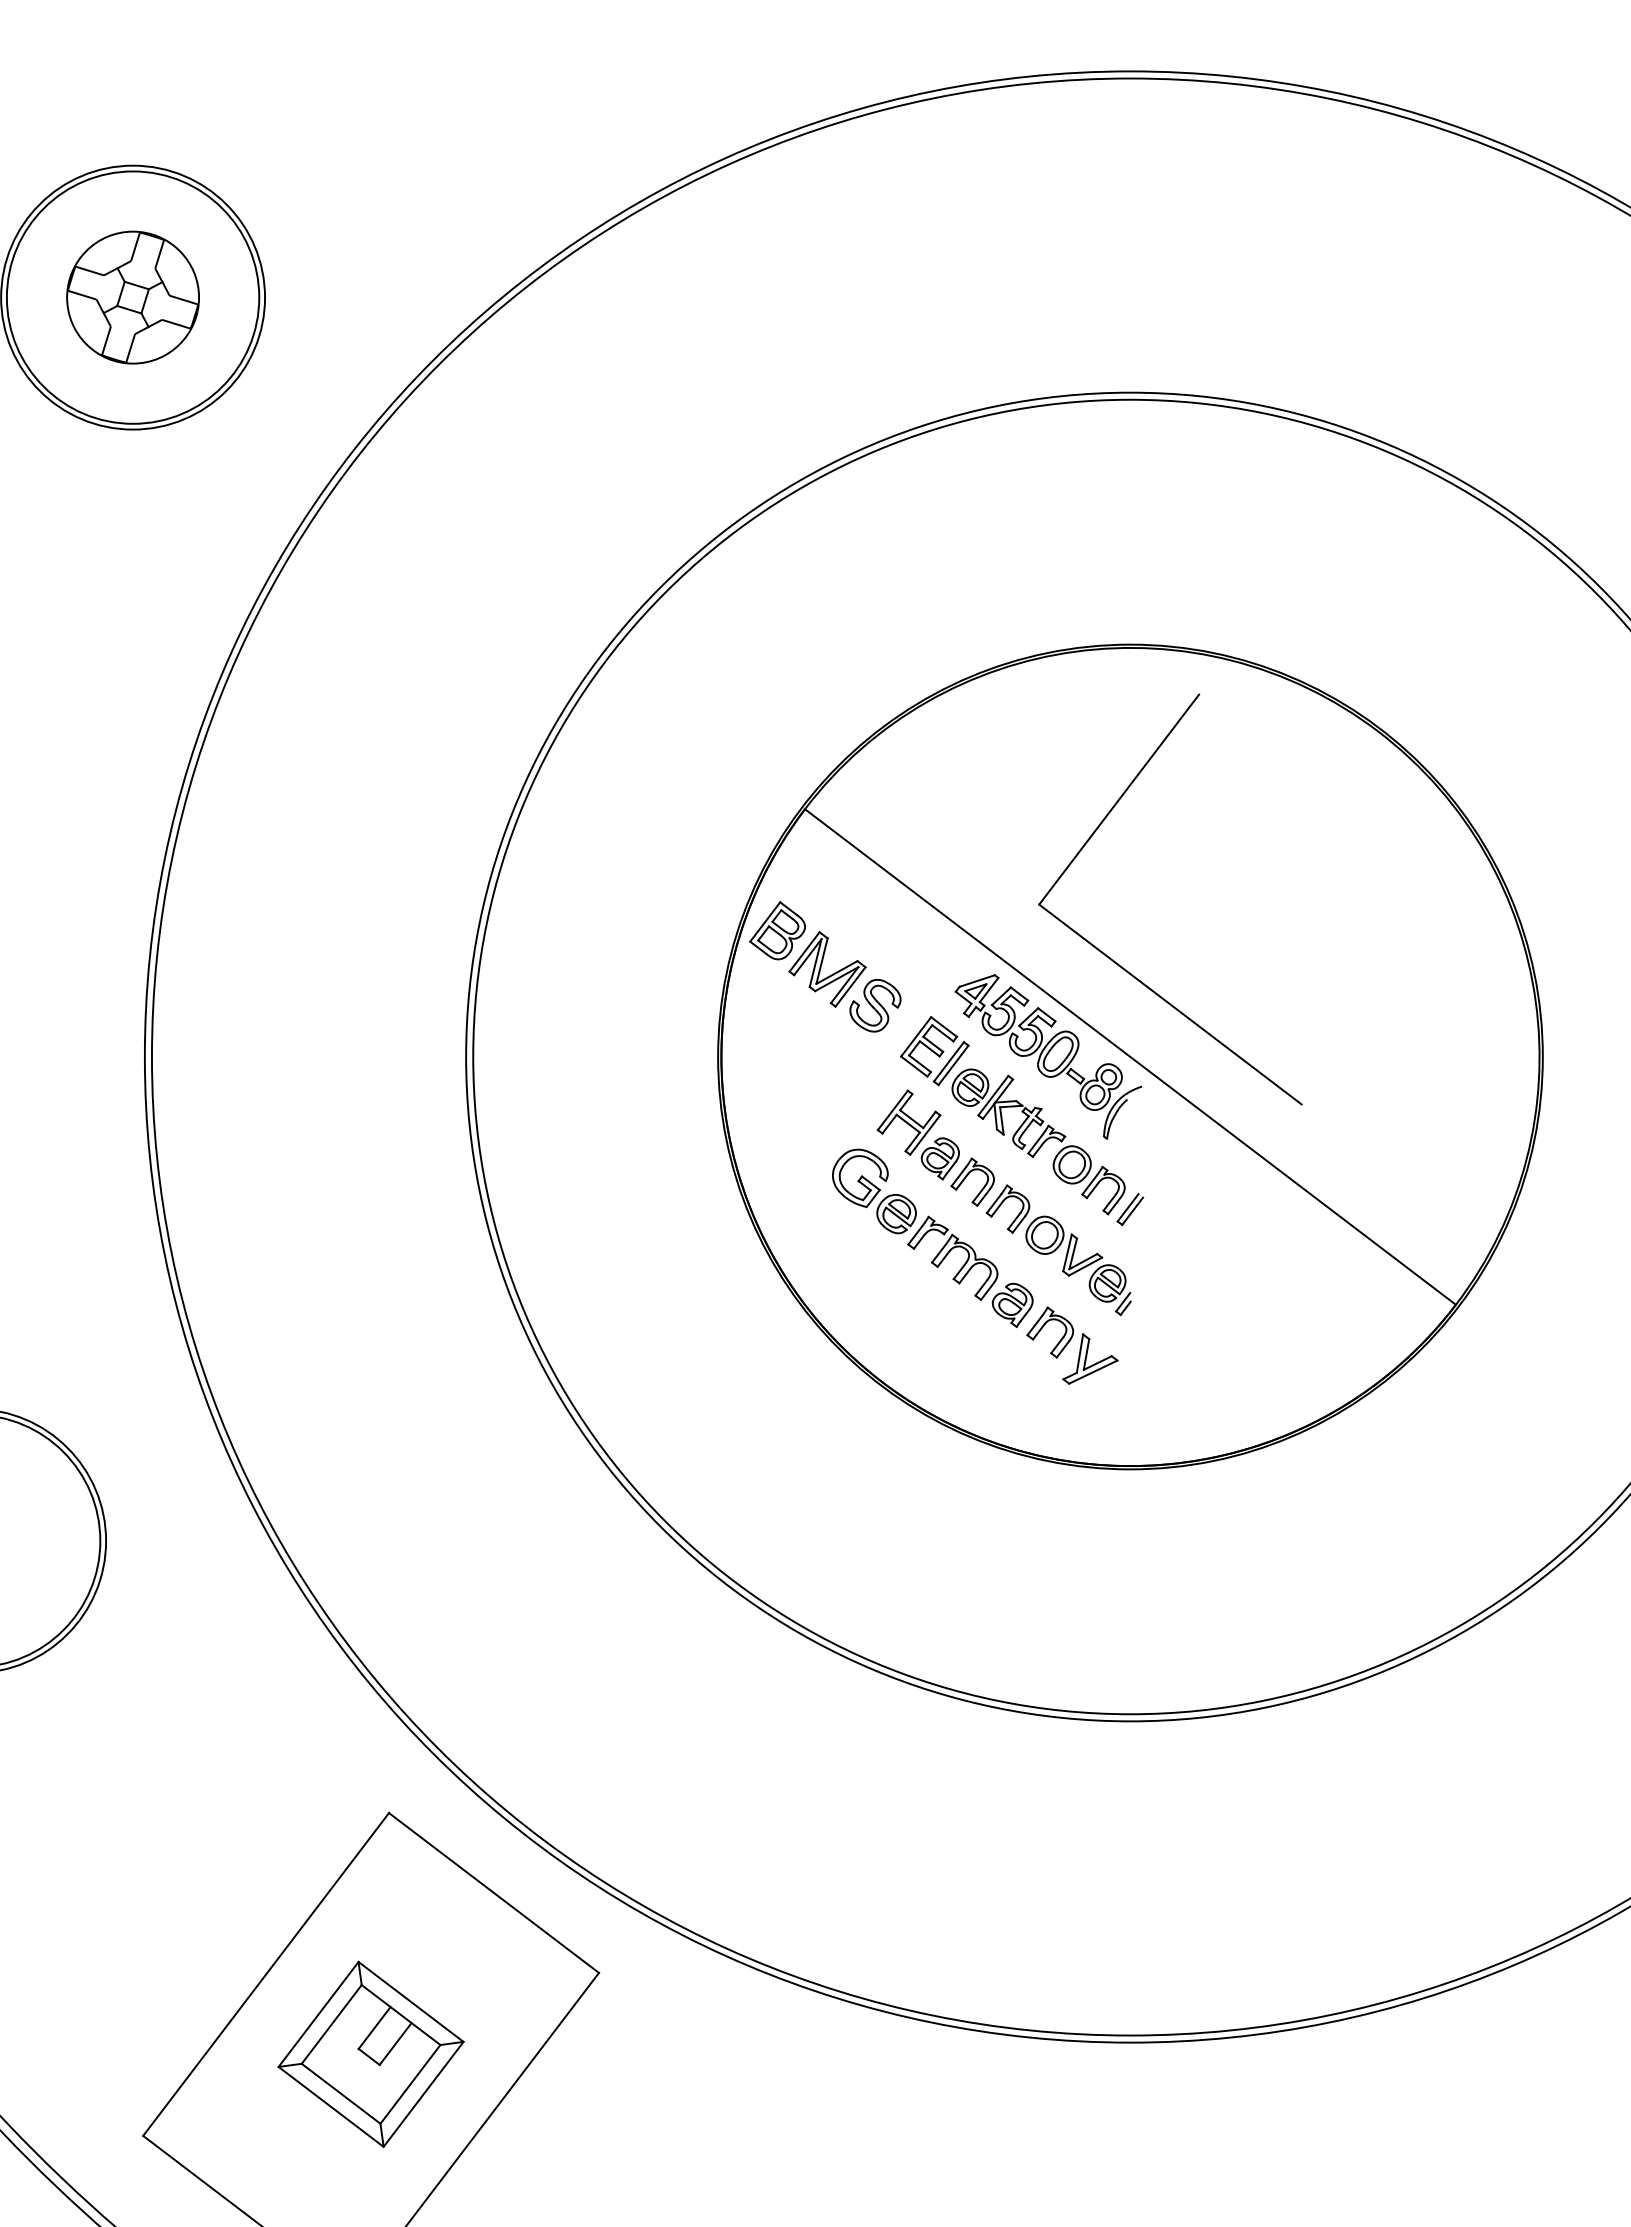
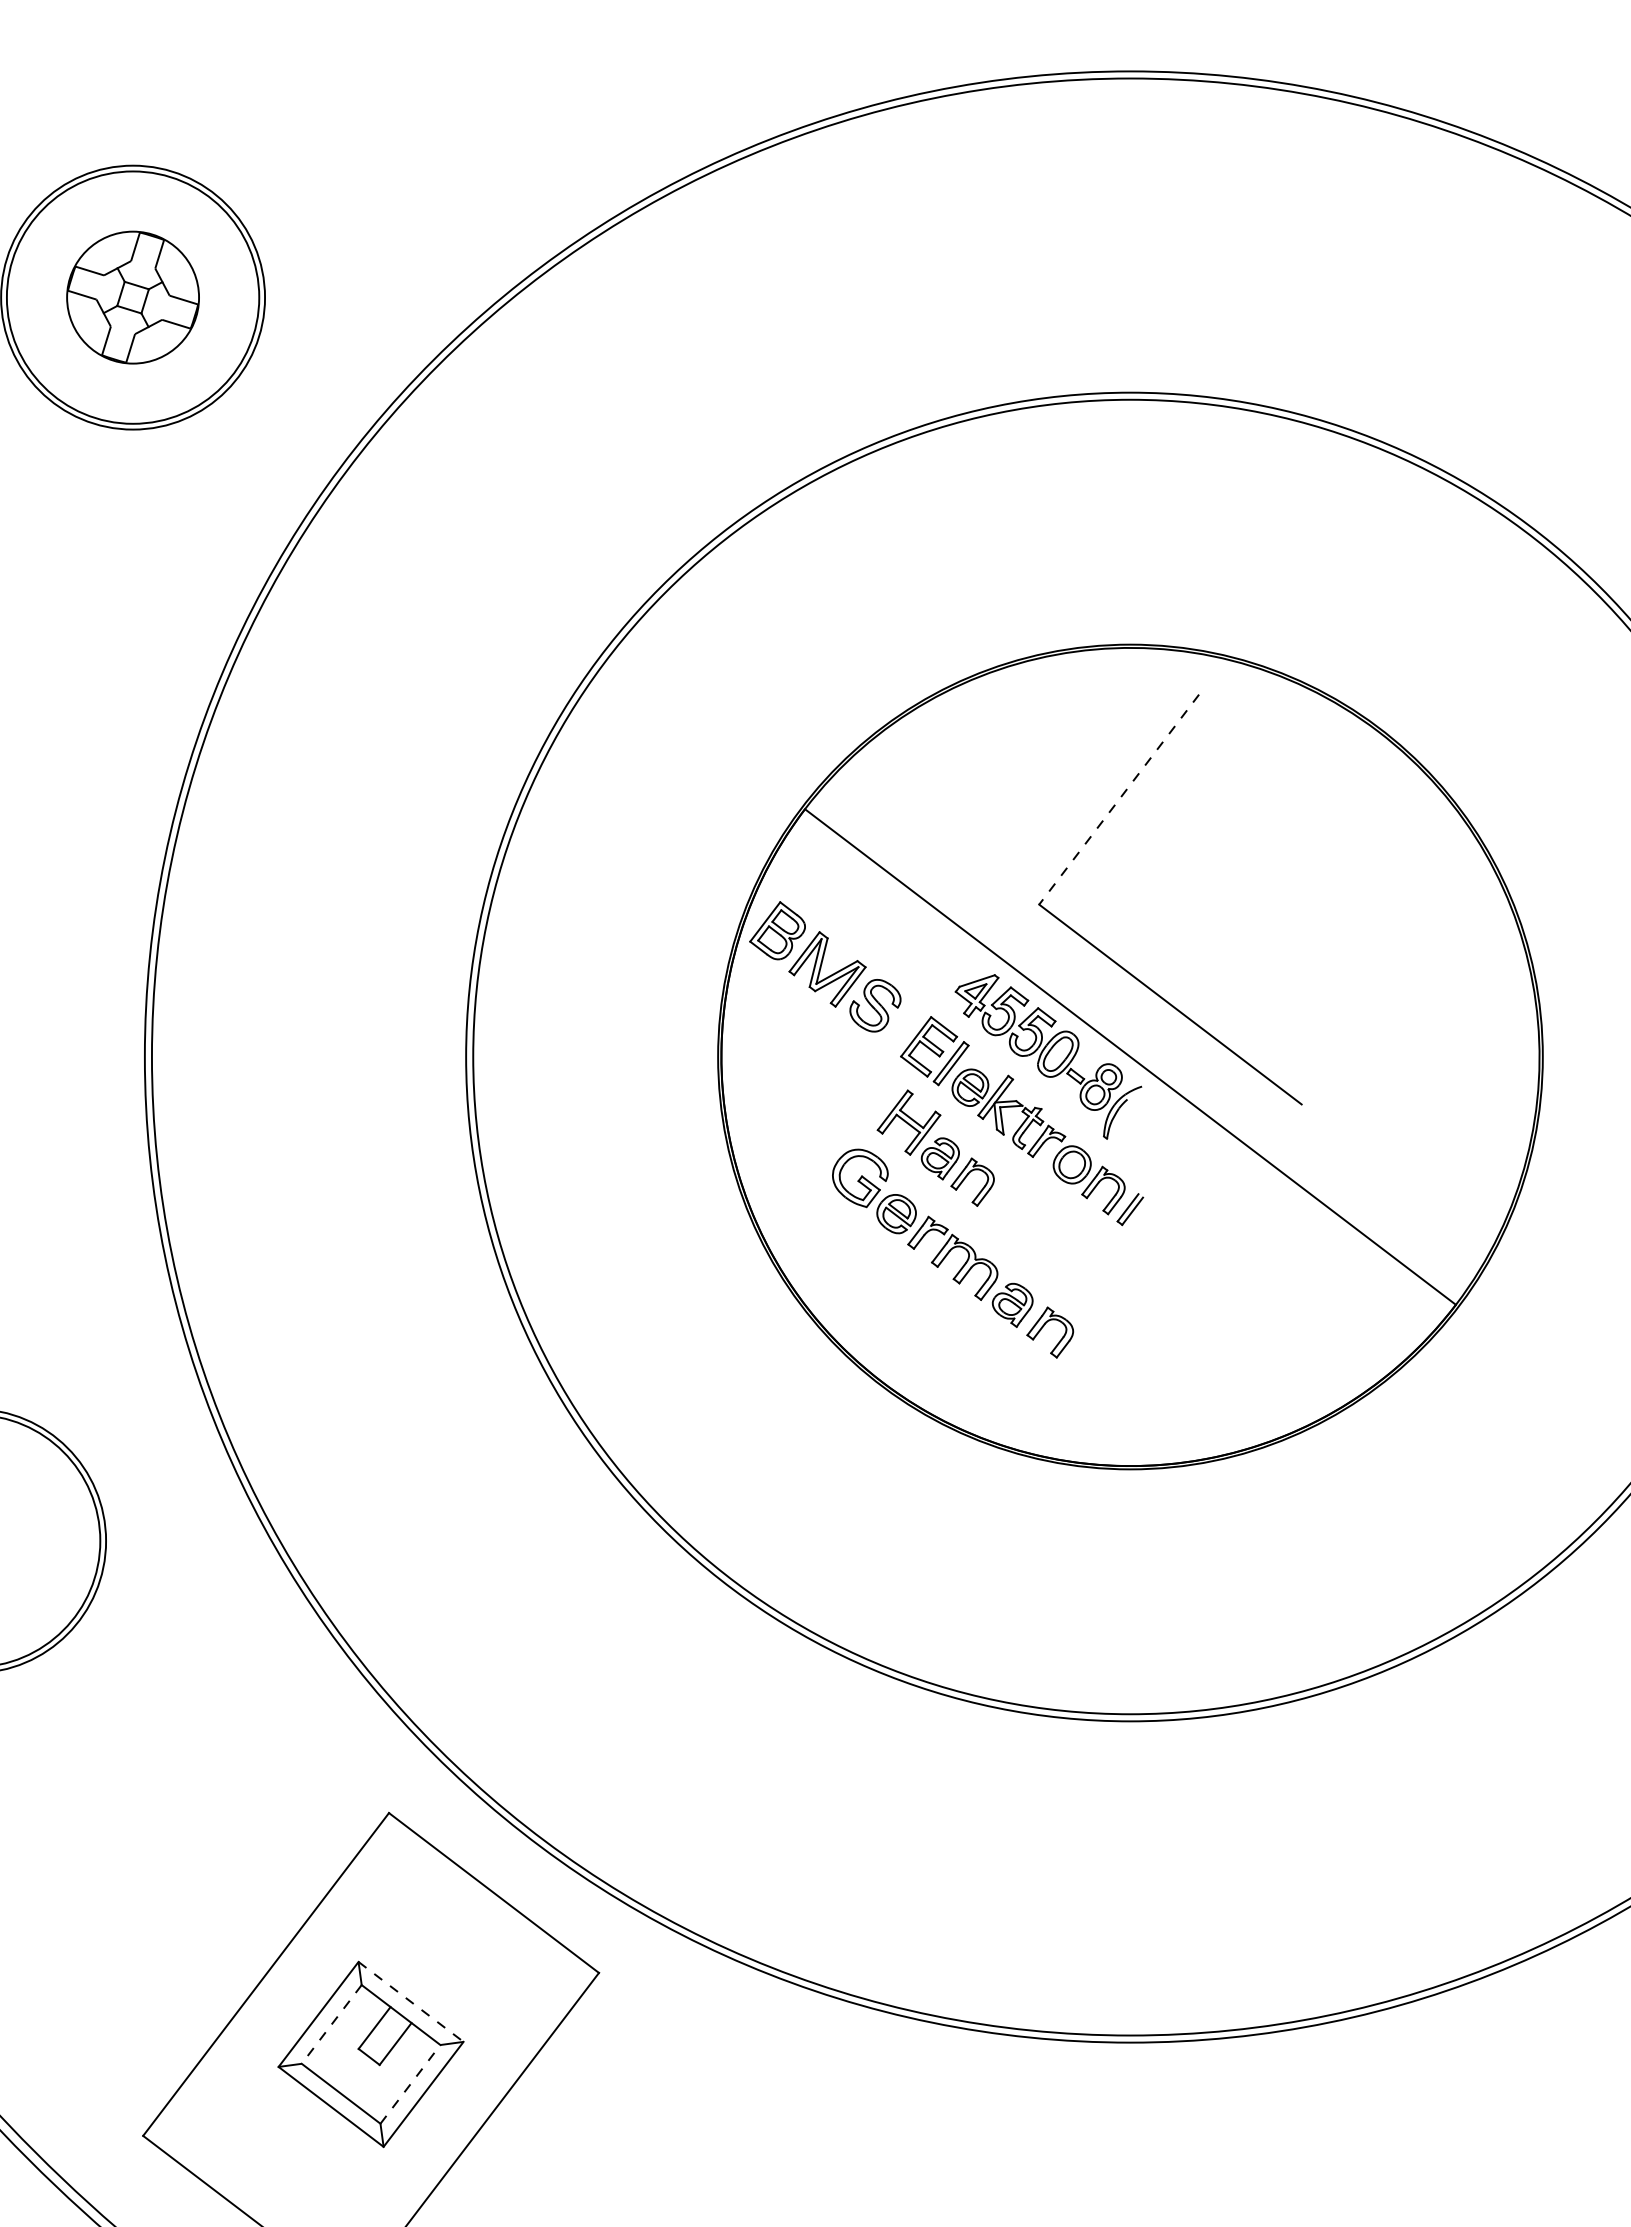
line: solid -> dashed (1119, 799)
part: present -> none (1058, 1250)
part: present -> none (1090, 1358)
line: solid -> dashed (411, 2001)
line: solid -> dashed (331, 2024)
line: solid -> dashed (410, 2083)
